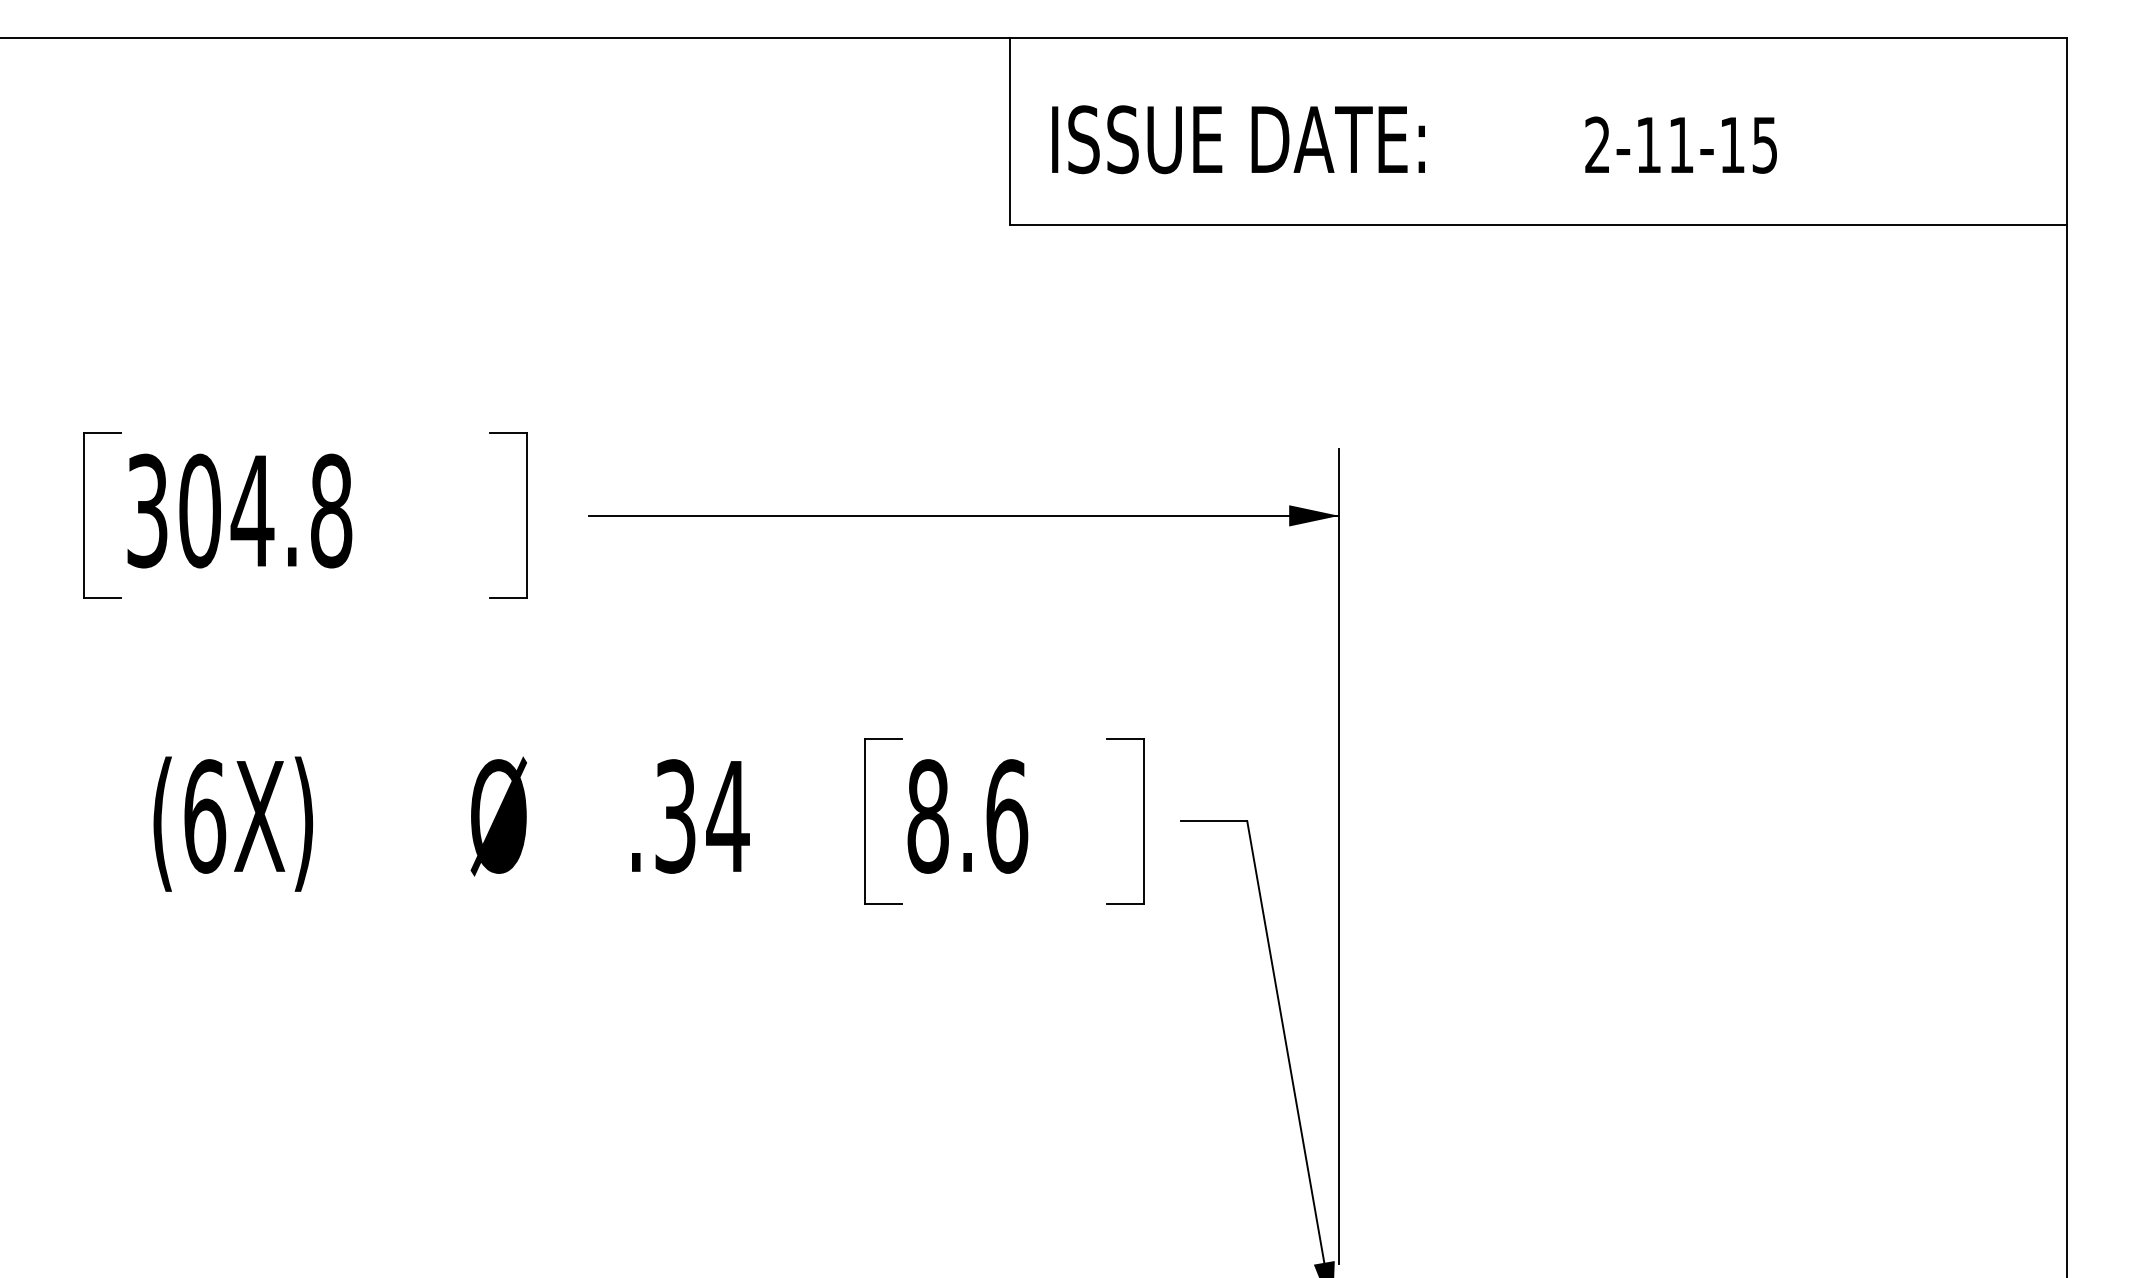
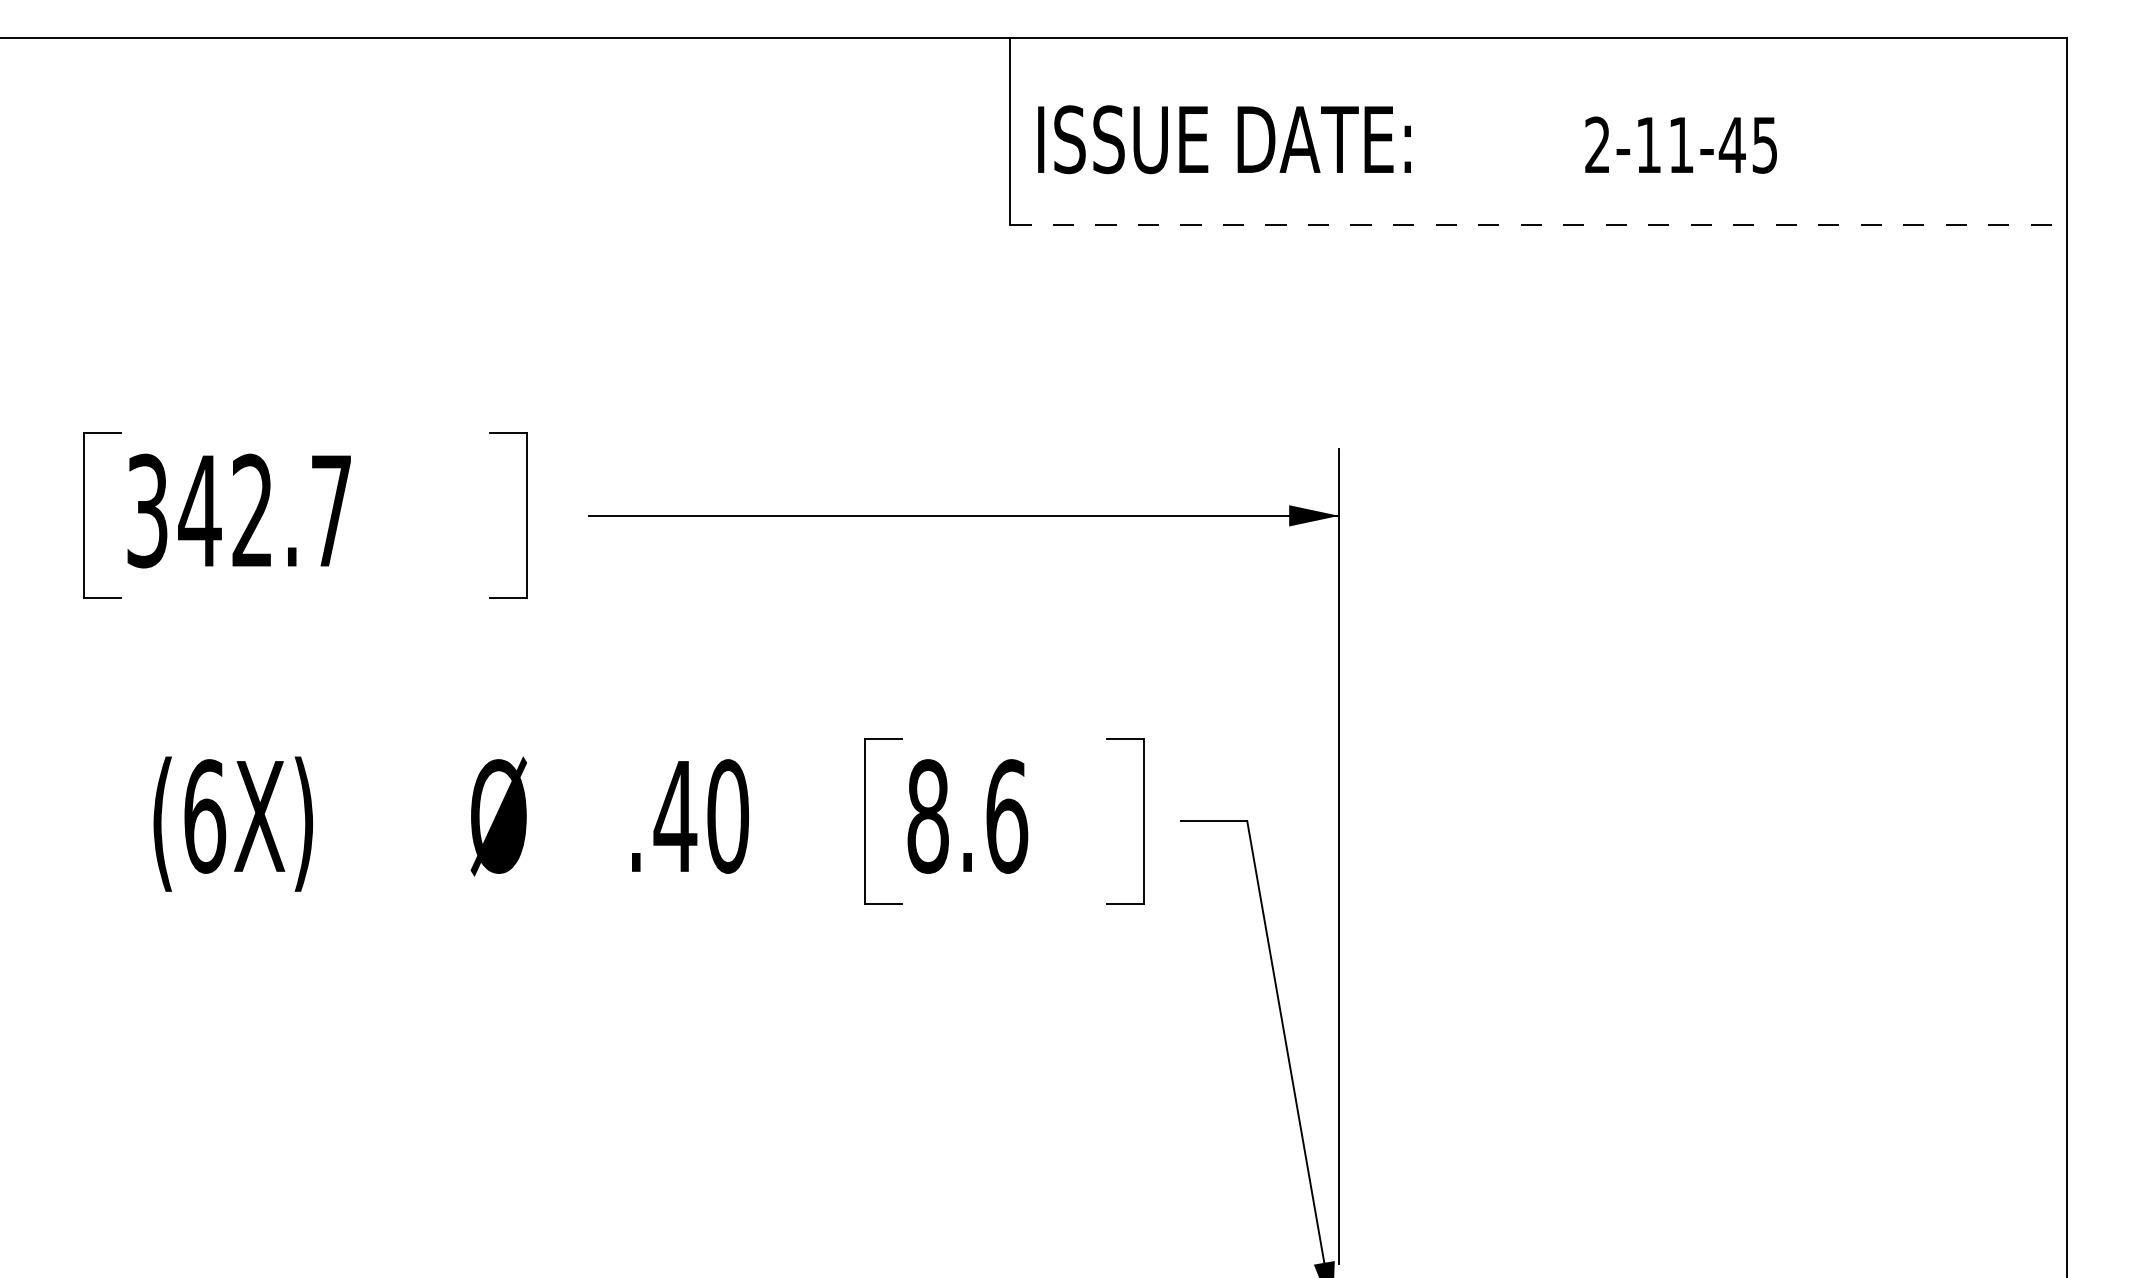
text position: (1238, 139) -> (1224, 139) (1224, 139)
text: 2-11-15 -> 2-11-45 (1731, 144)
line: solid -> dashed (1539, 225)
text: 304.8 -> 342.7 (265, 510)
text: .34 -> .40 (701, 816)
